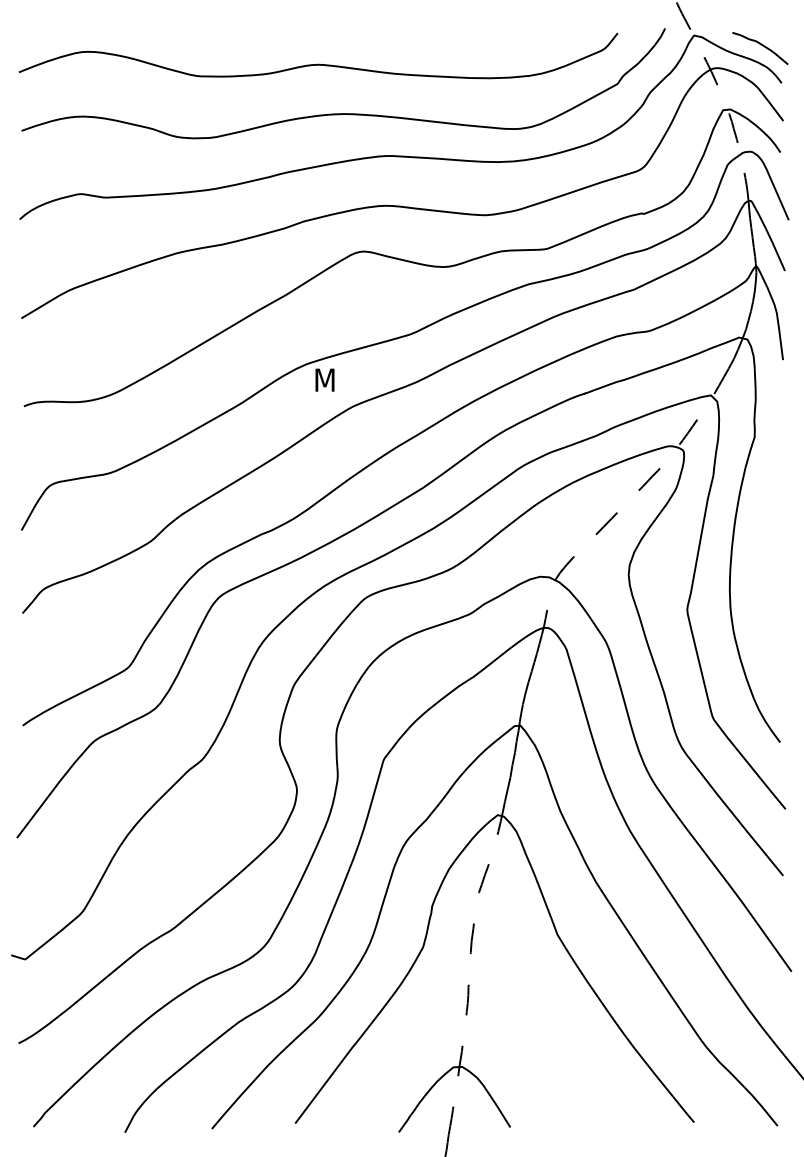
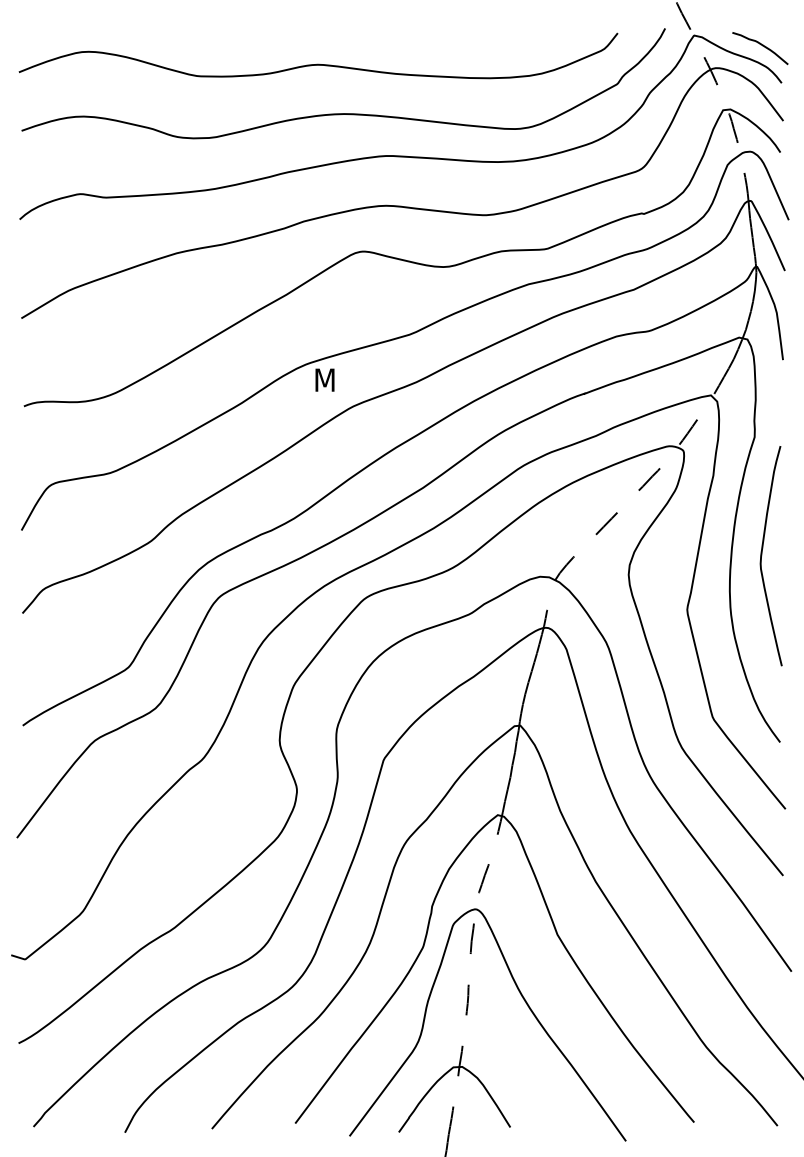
curve: none -> present (762, 555)
curve: none -> present (525, 1003)
